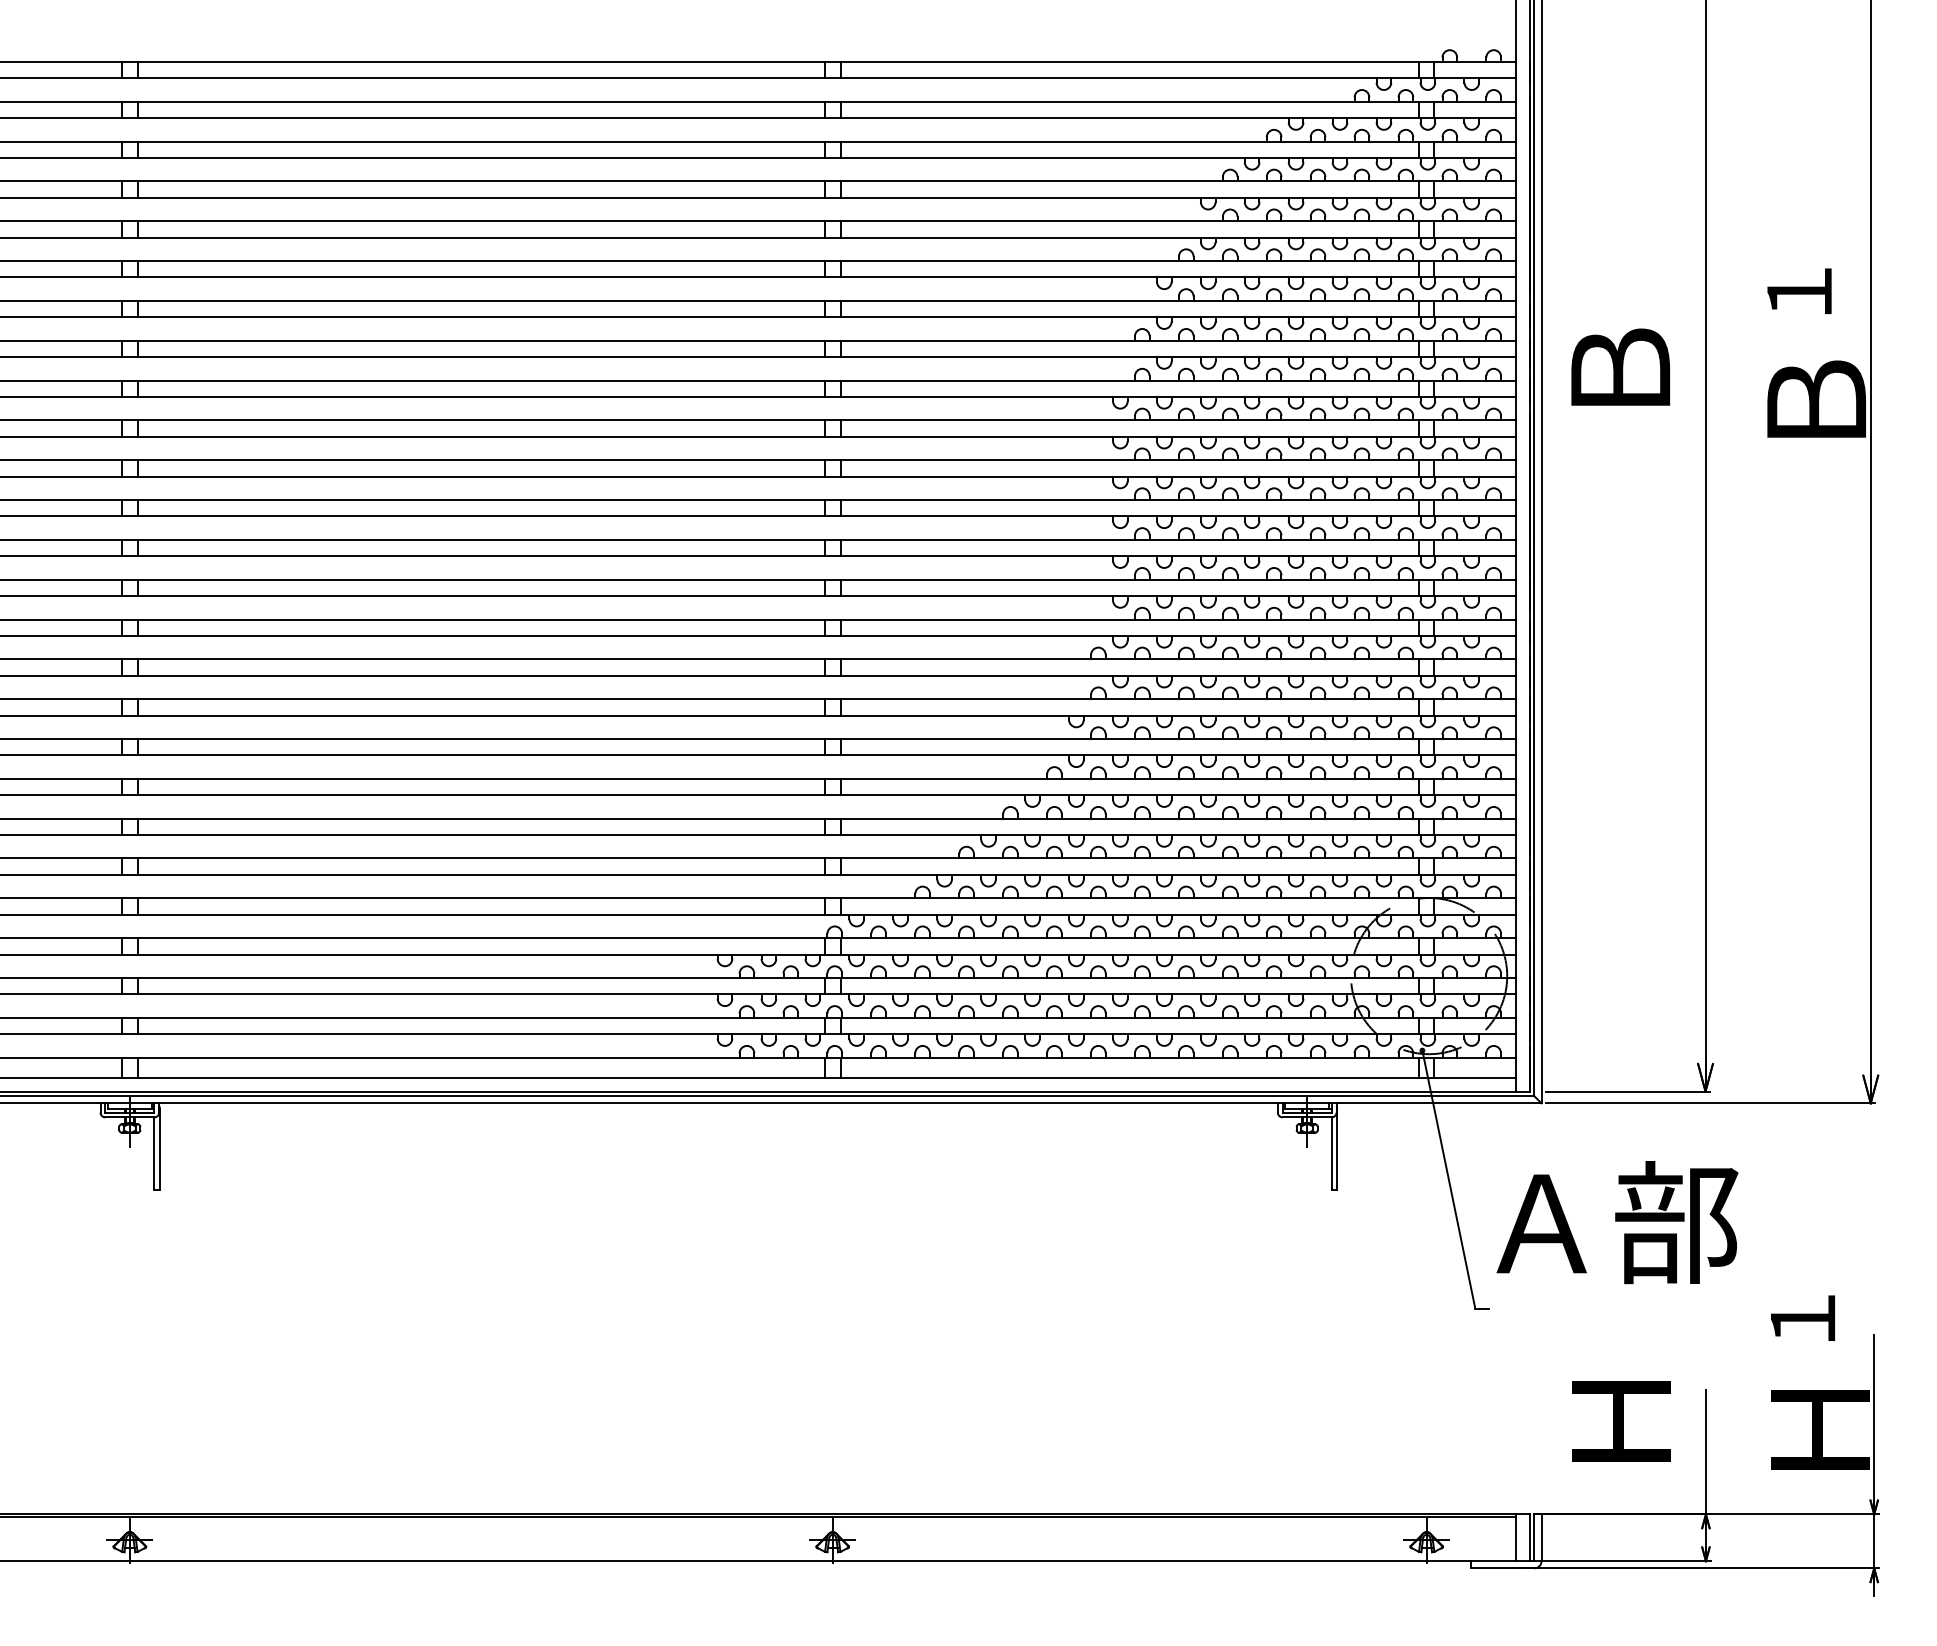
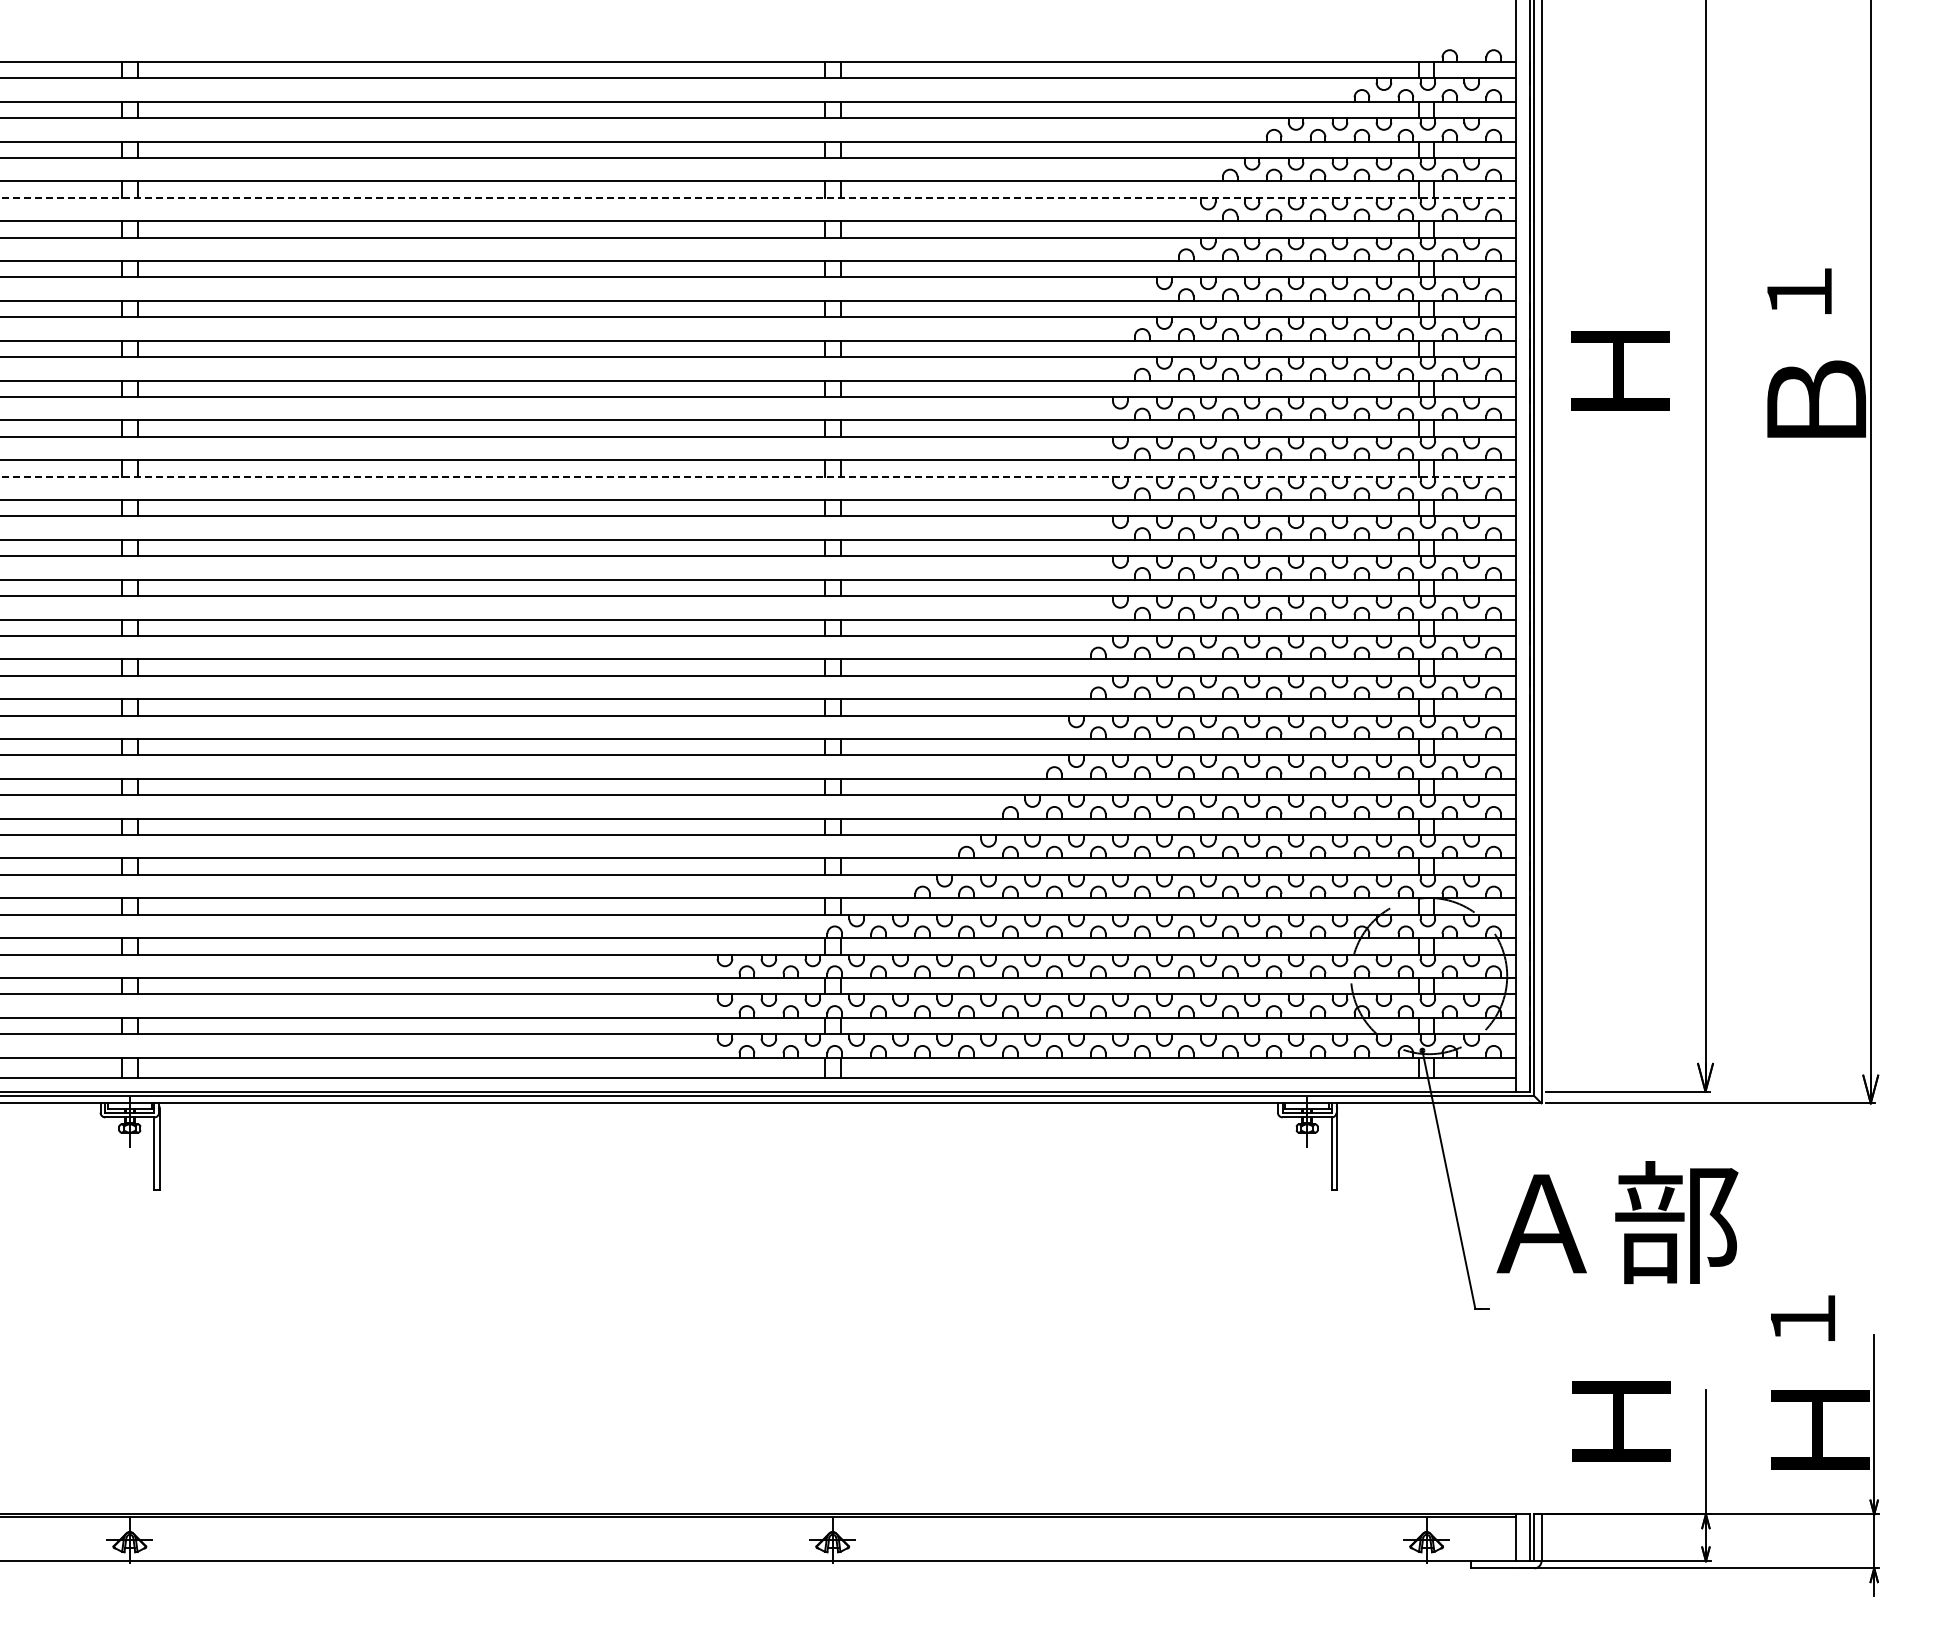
line: solid -> dashed (757, 197)
text: Ｂ -> Ｈ (1620, 369)
line: solid -> dashed (757, 476)
